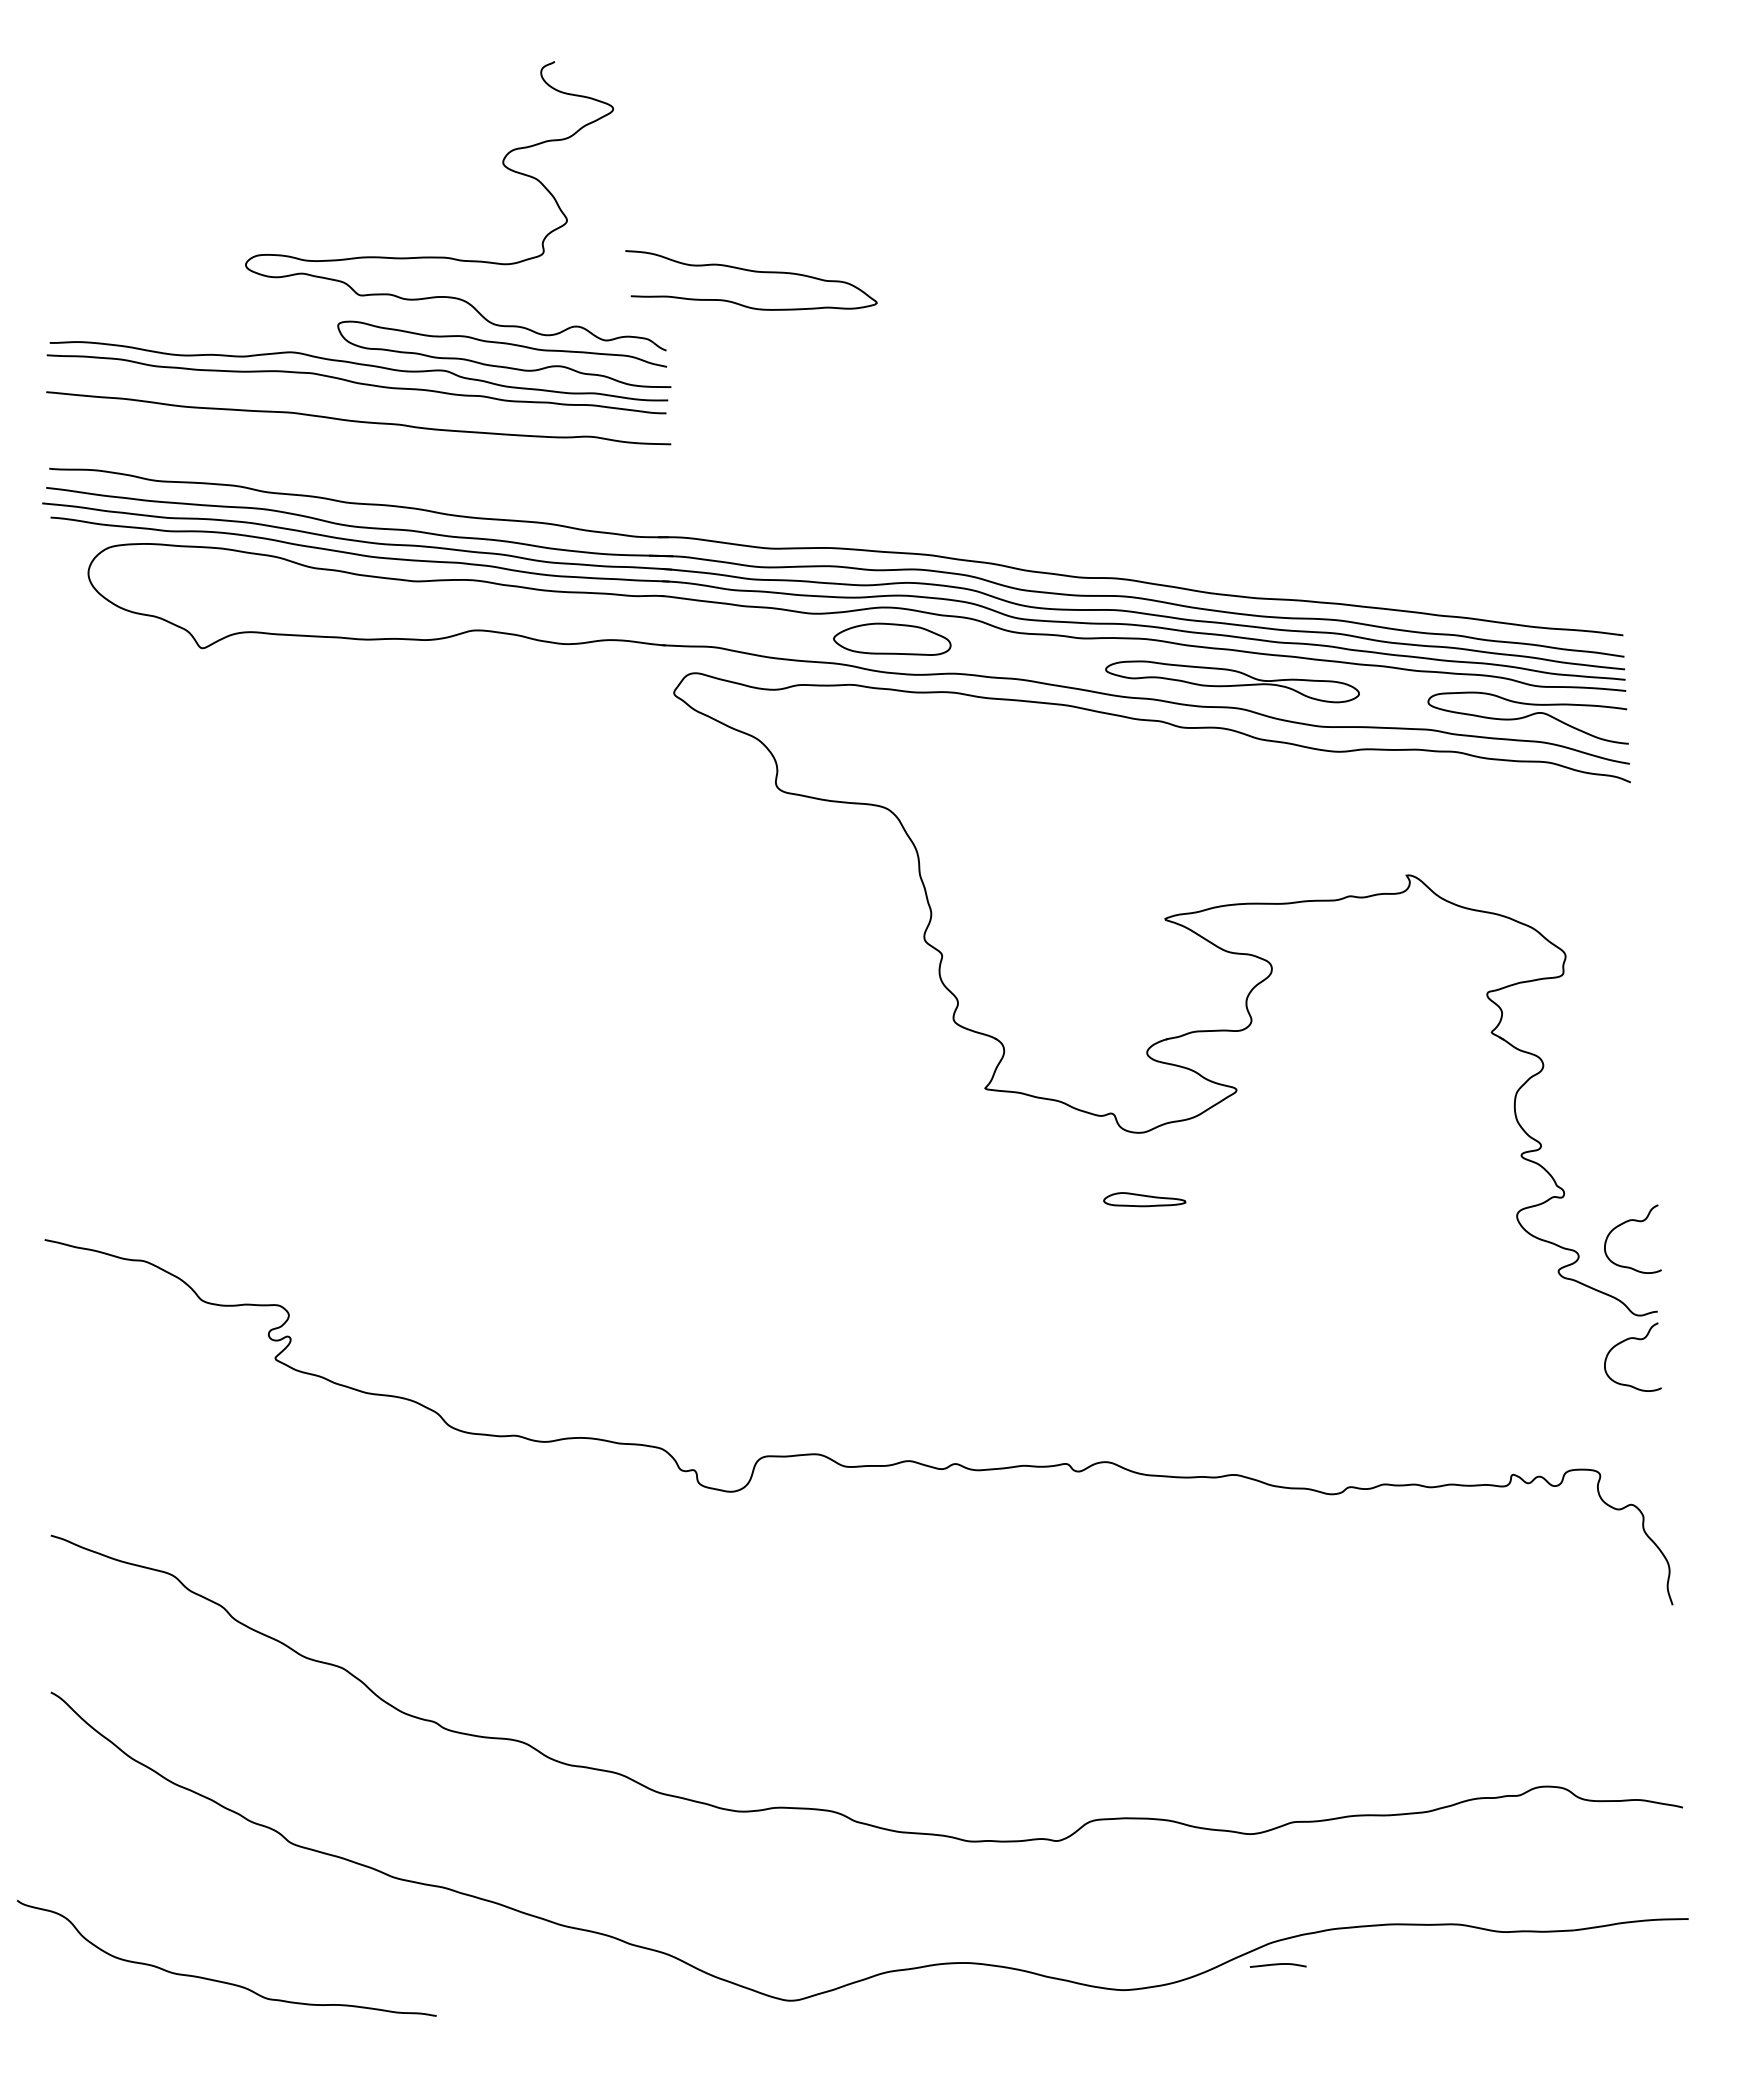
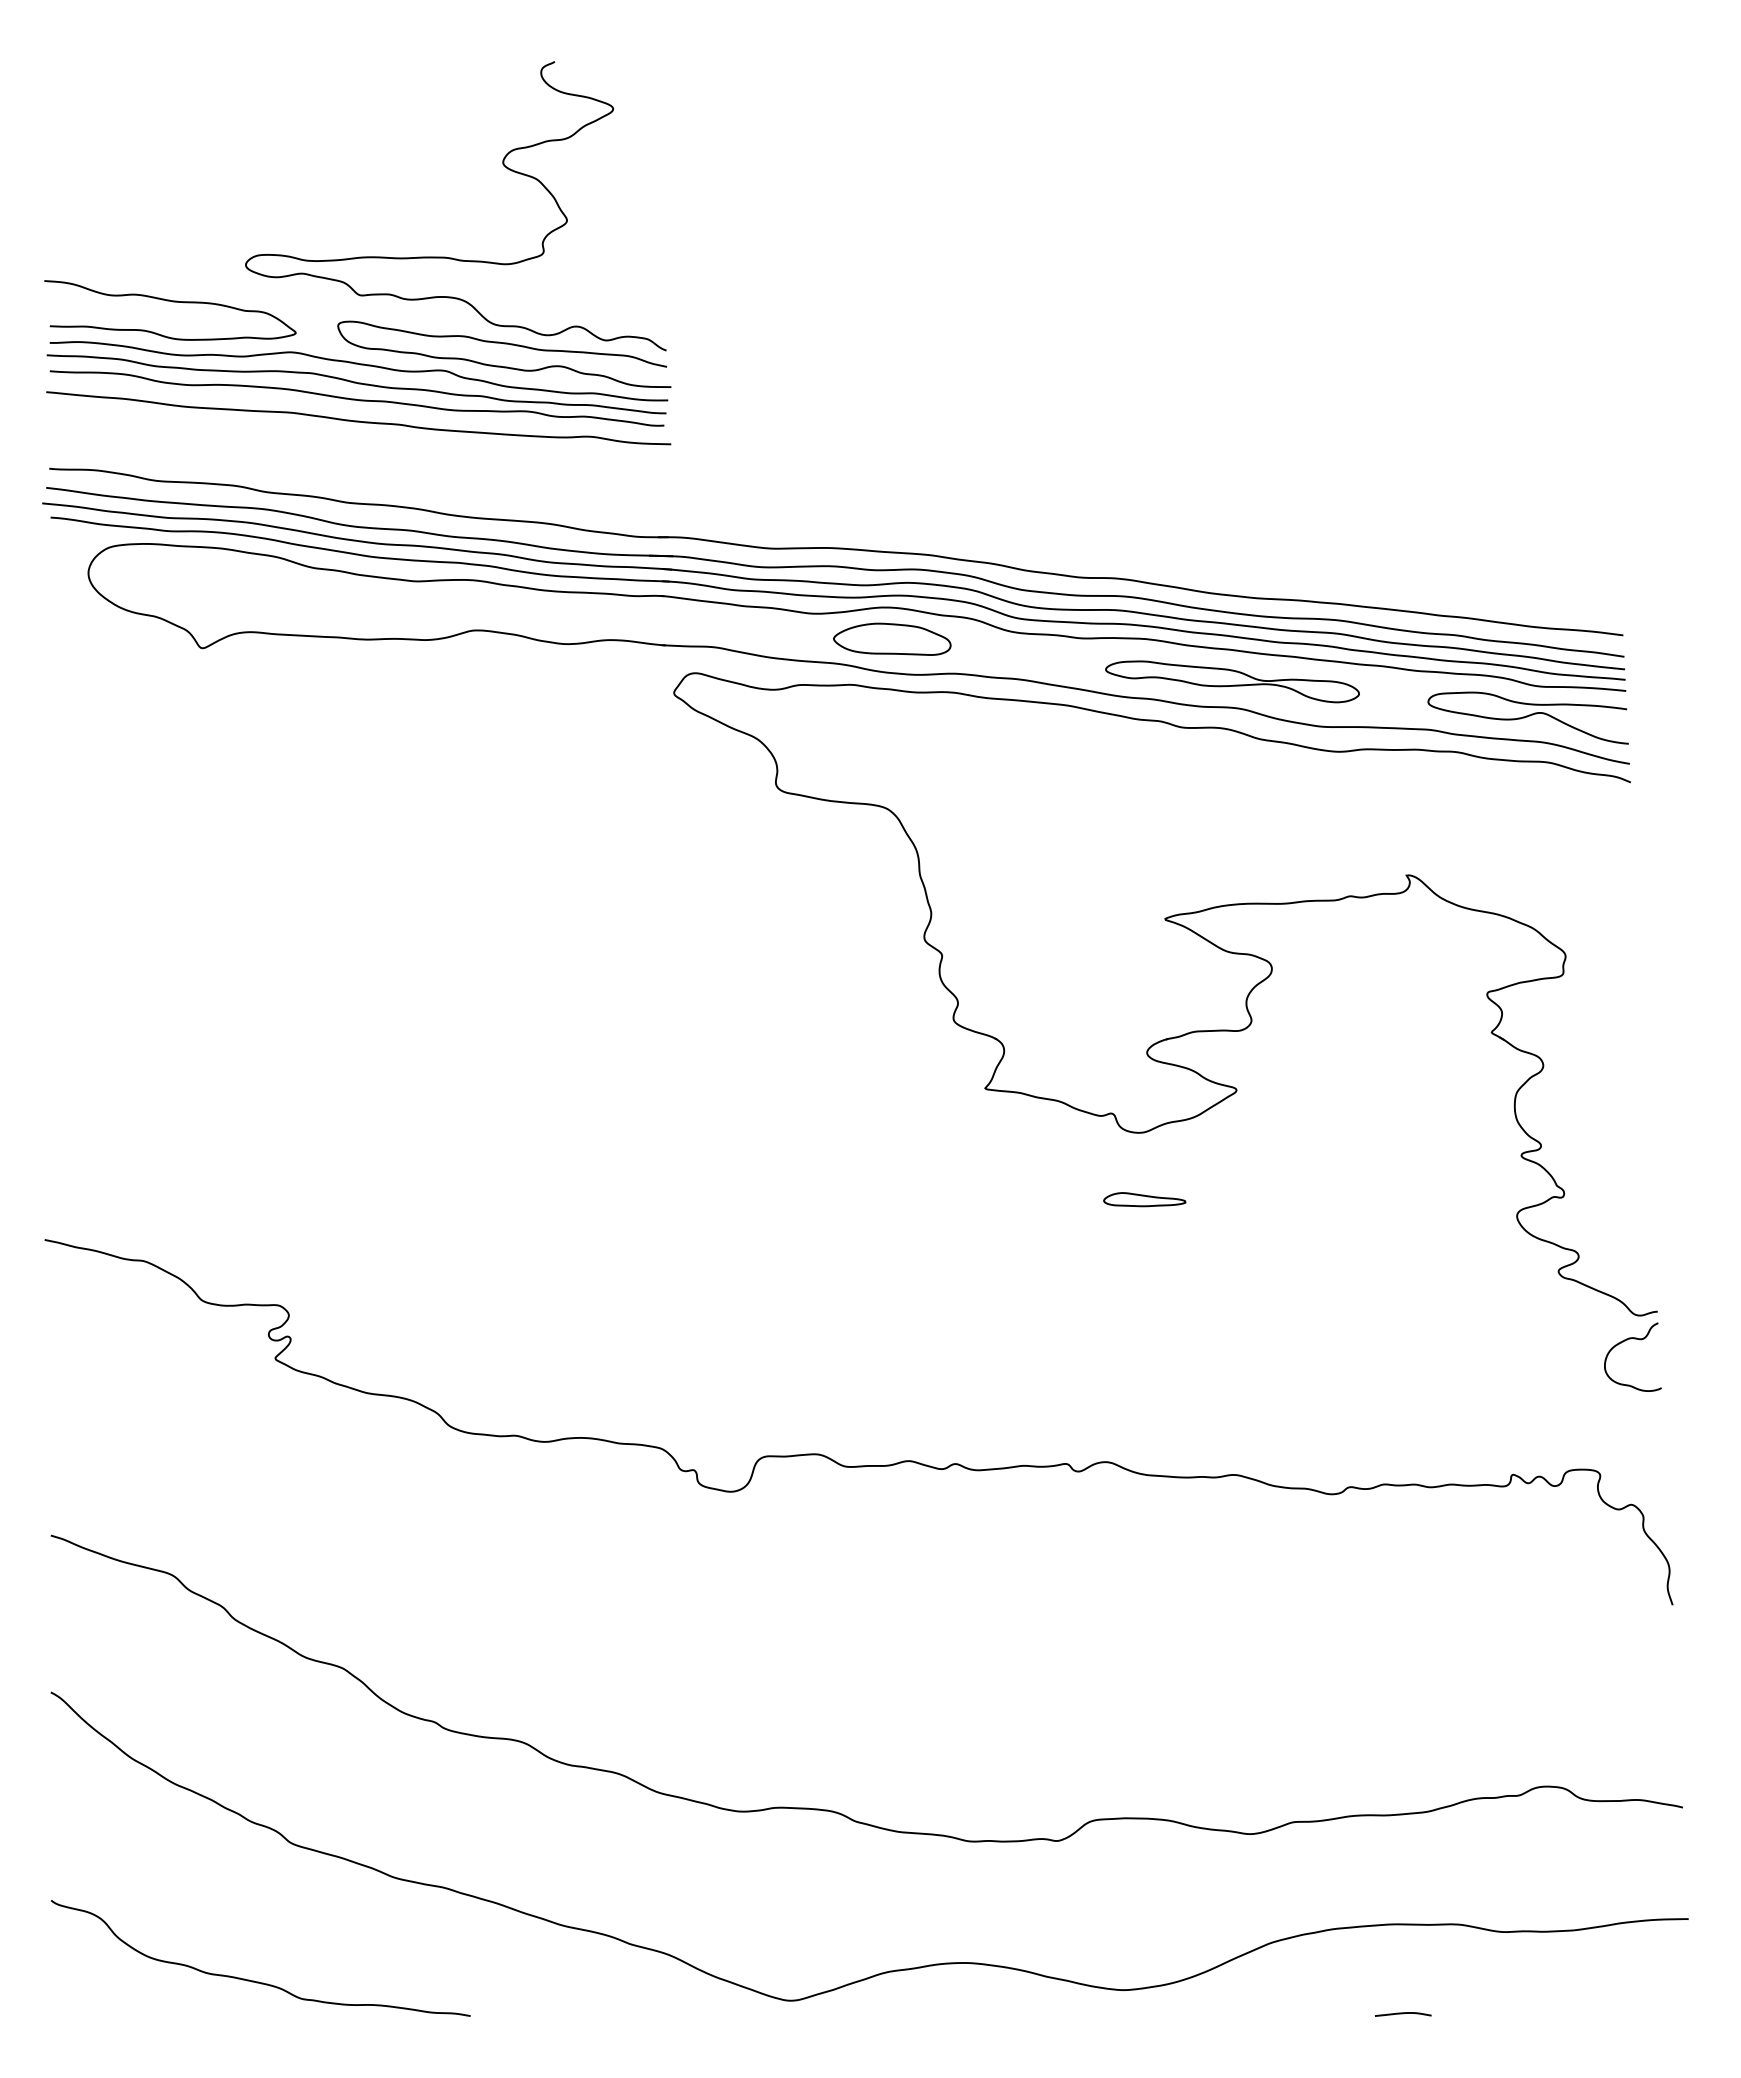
curve position: (753, 272) -> (172, 302) (172, 302)
curve: none -> present (355, 398)
part: present -> none (1625, 1223)
curve position: (1278, 1965) -> (1403, 2014) (1403, 2014)
curve position: (220, 1980) -> (254, 1980) (254, 1980)
